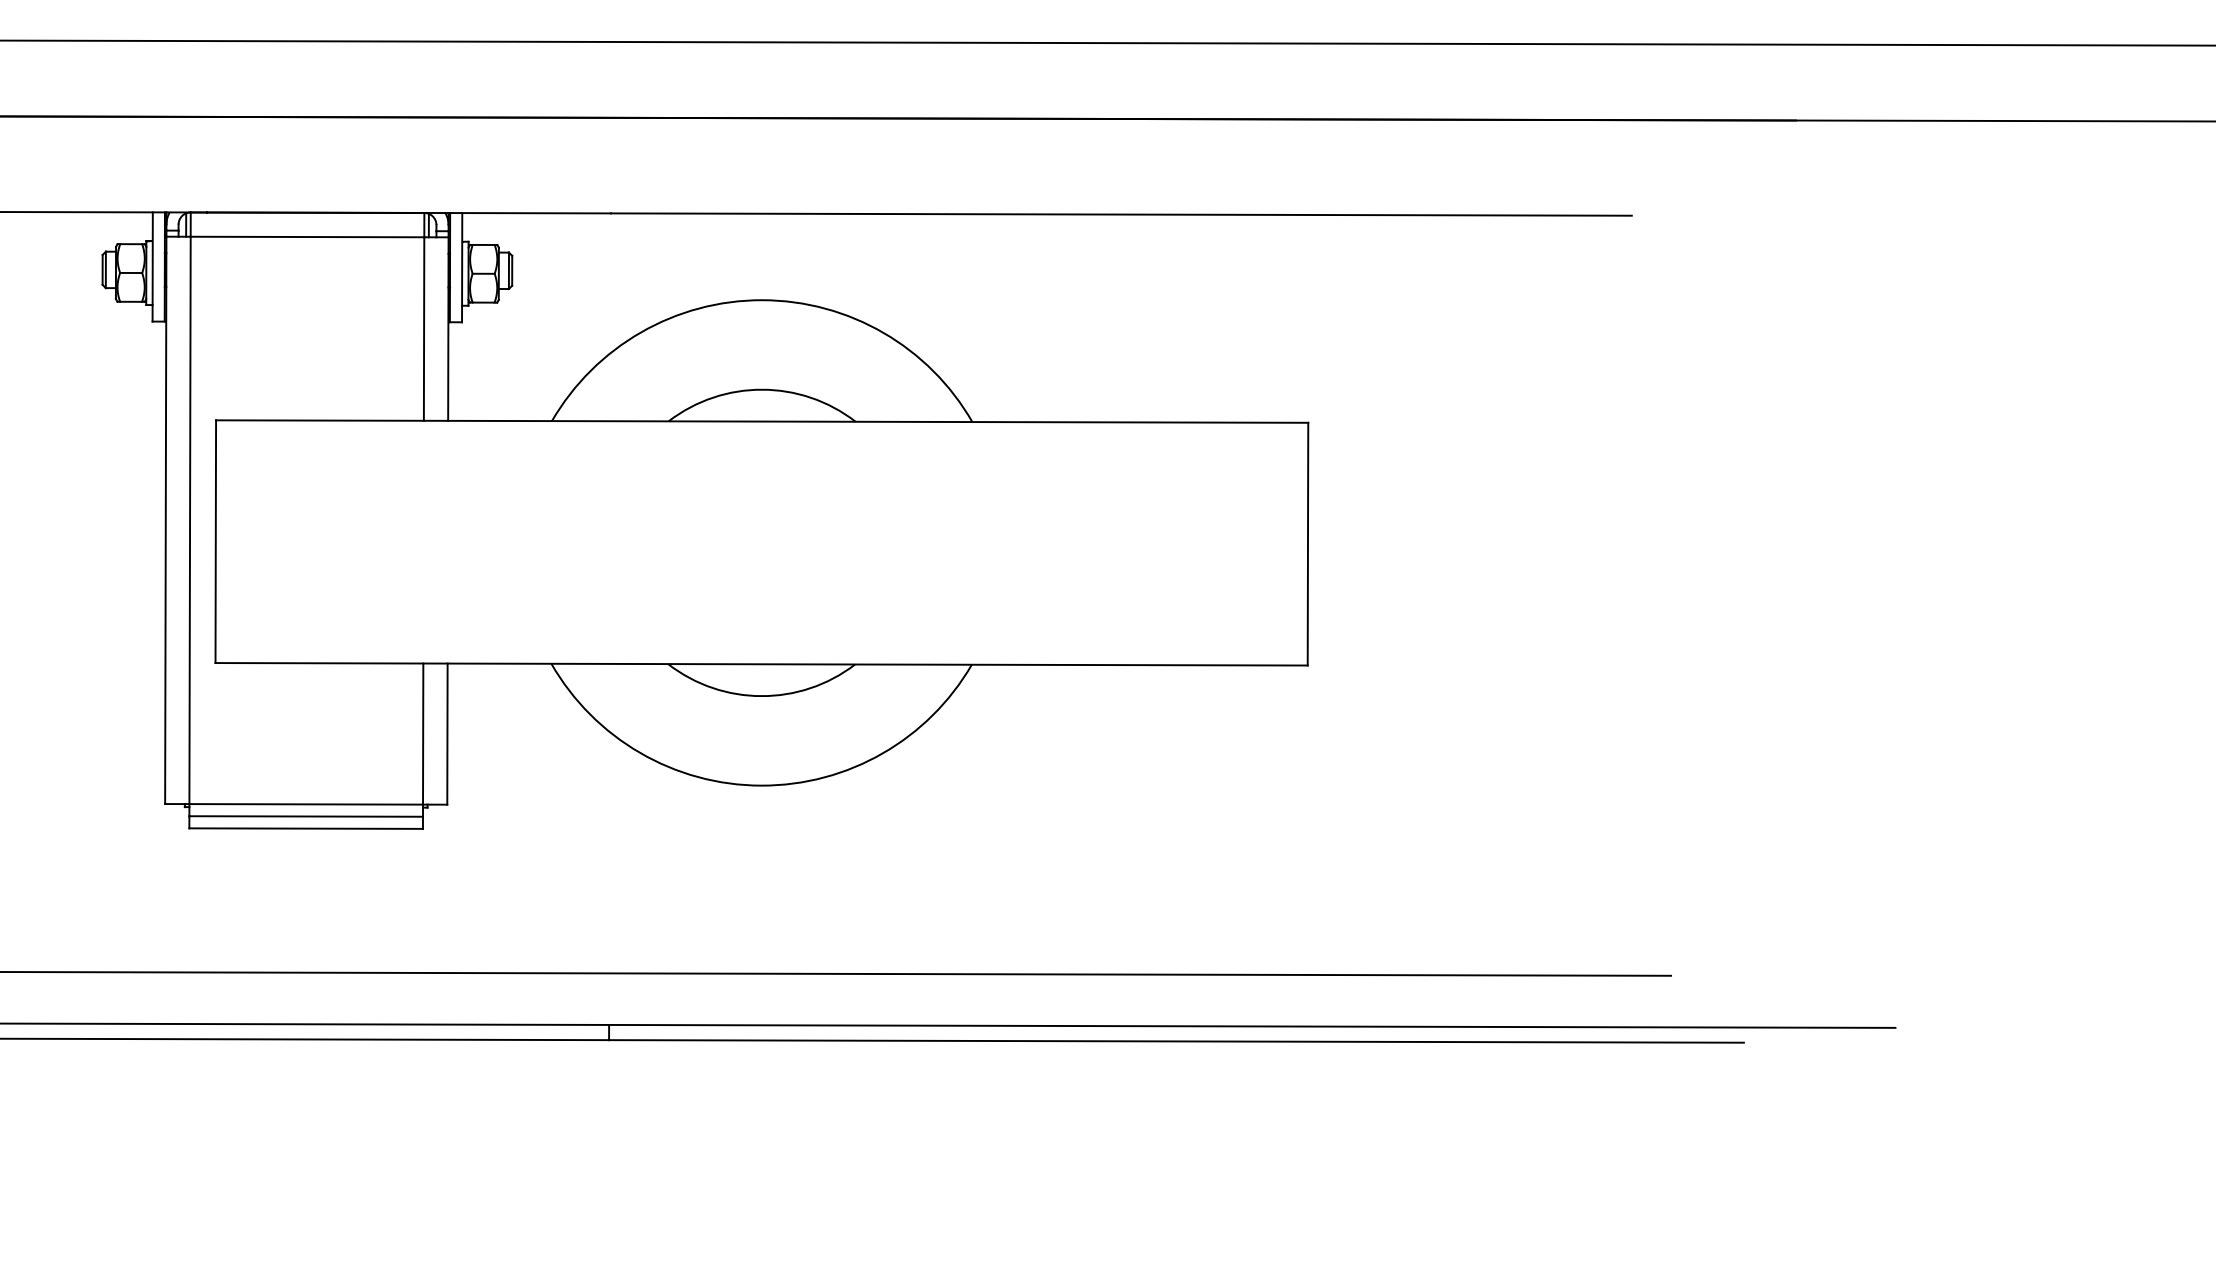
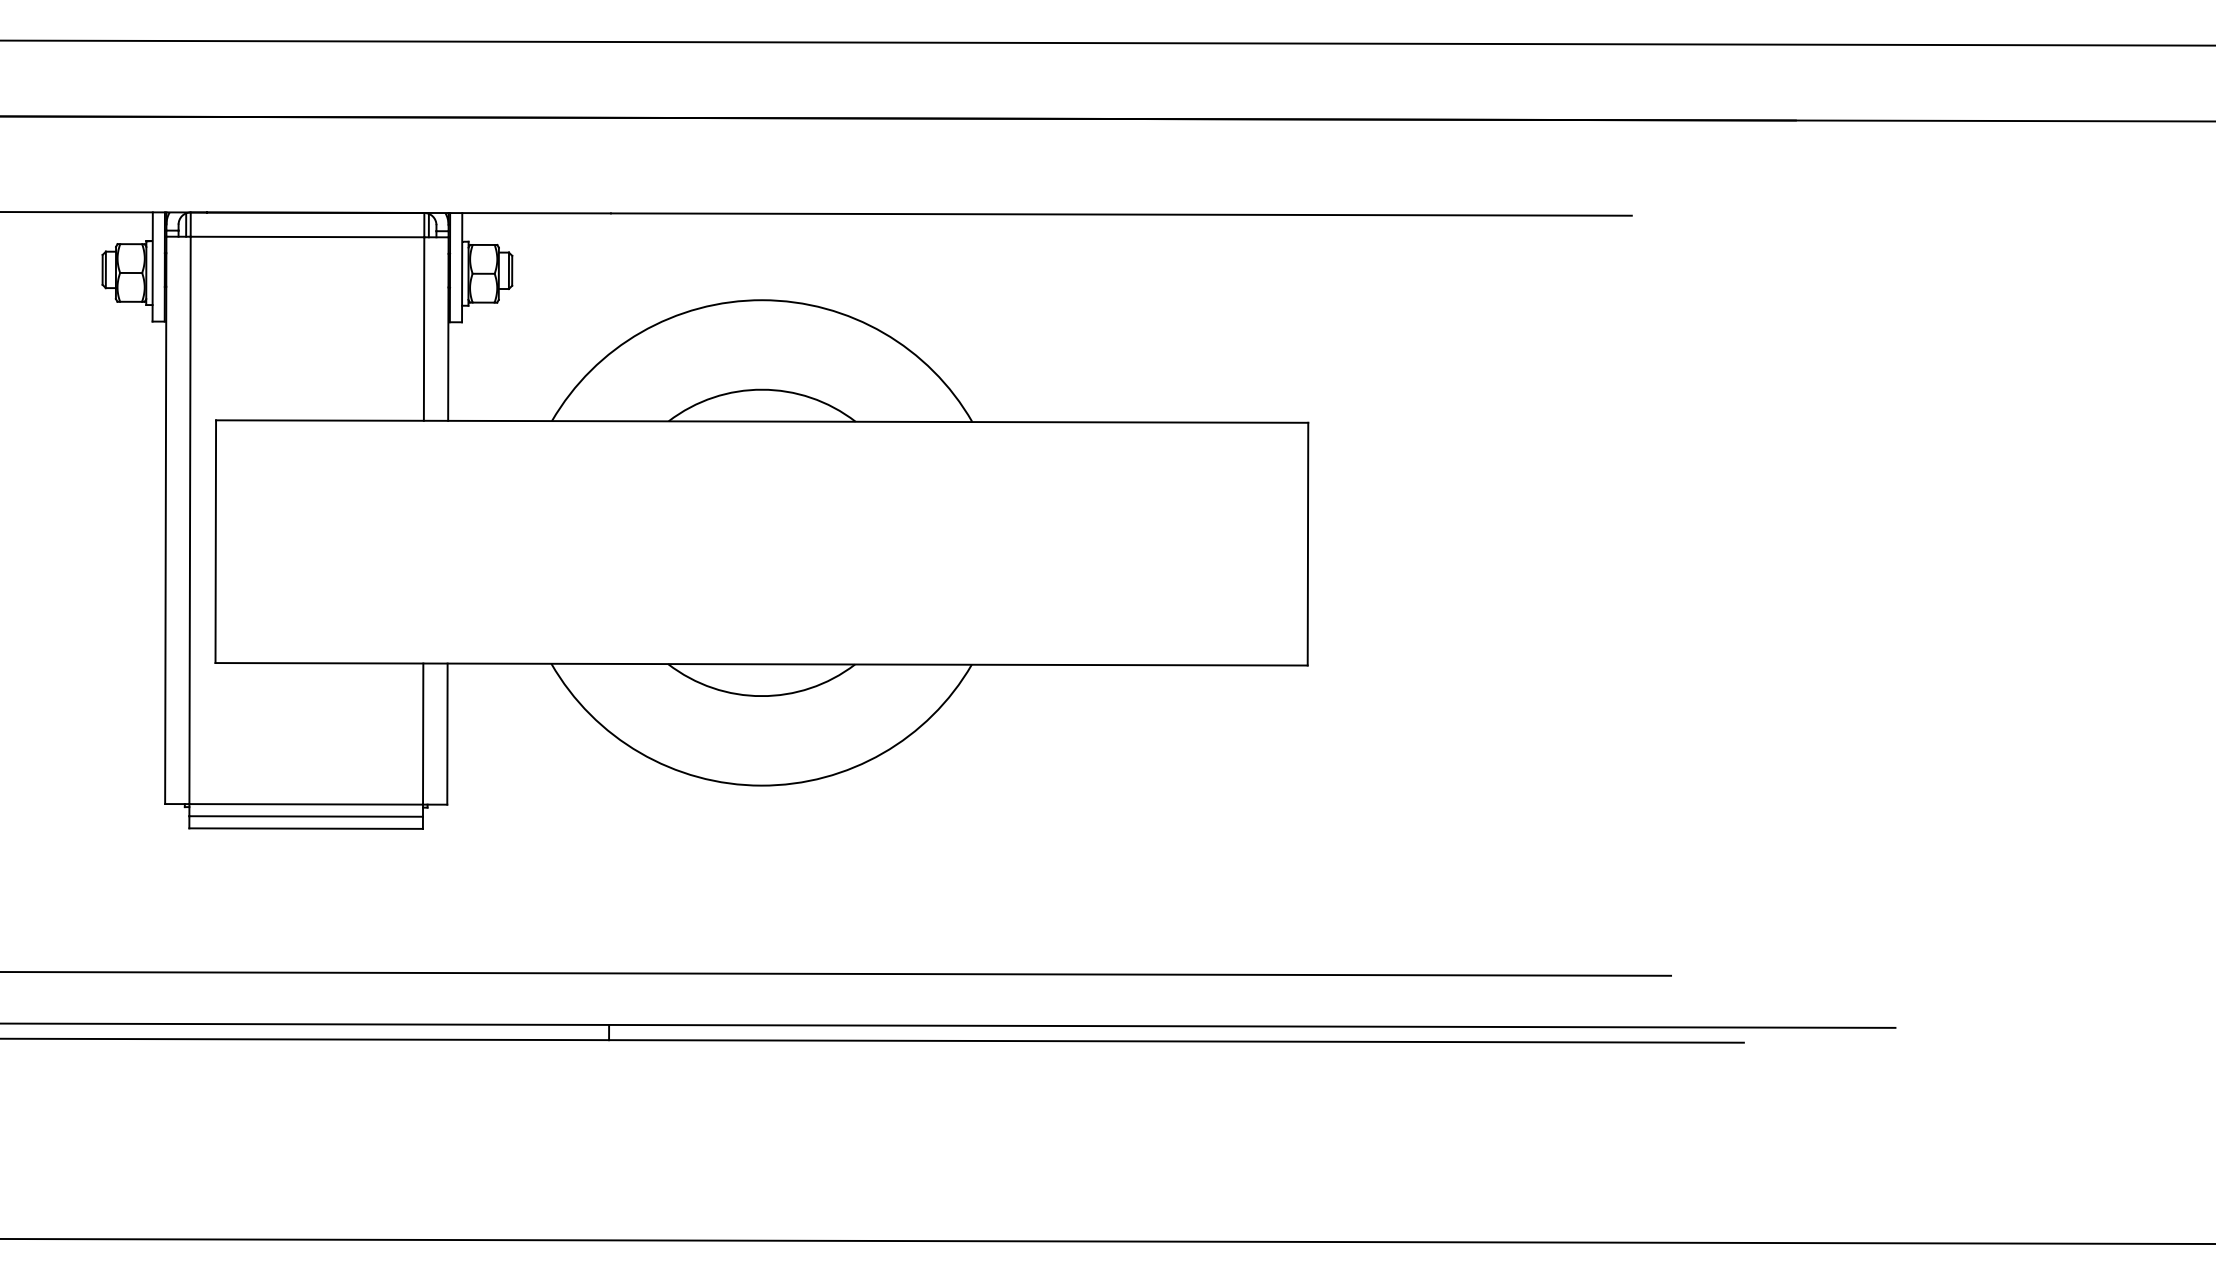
line: none -> present (1107, 1241)
